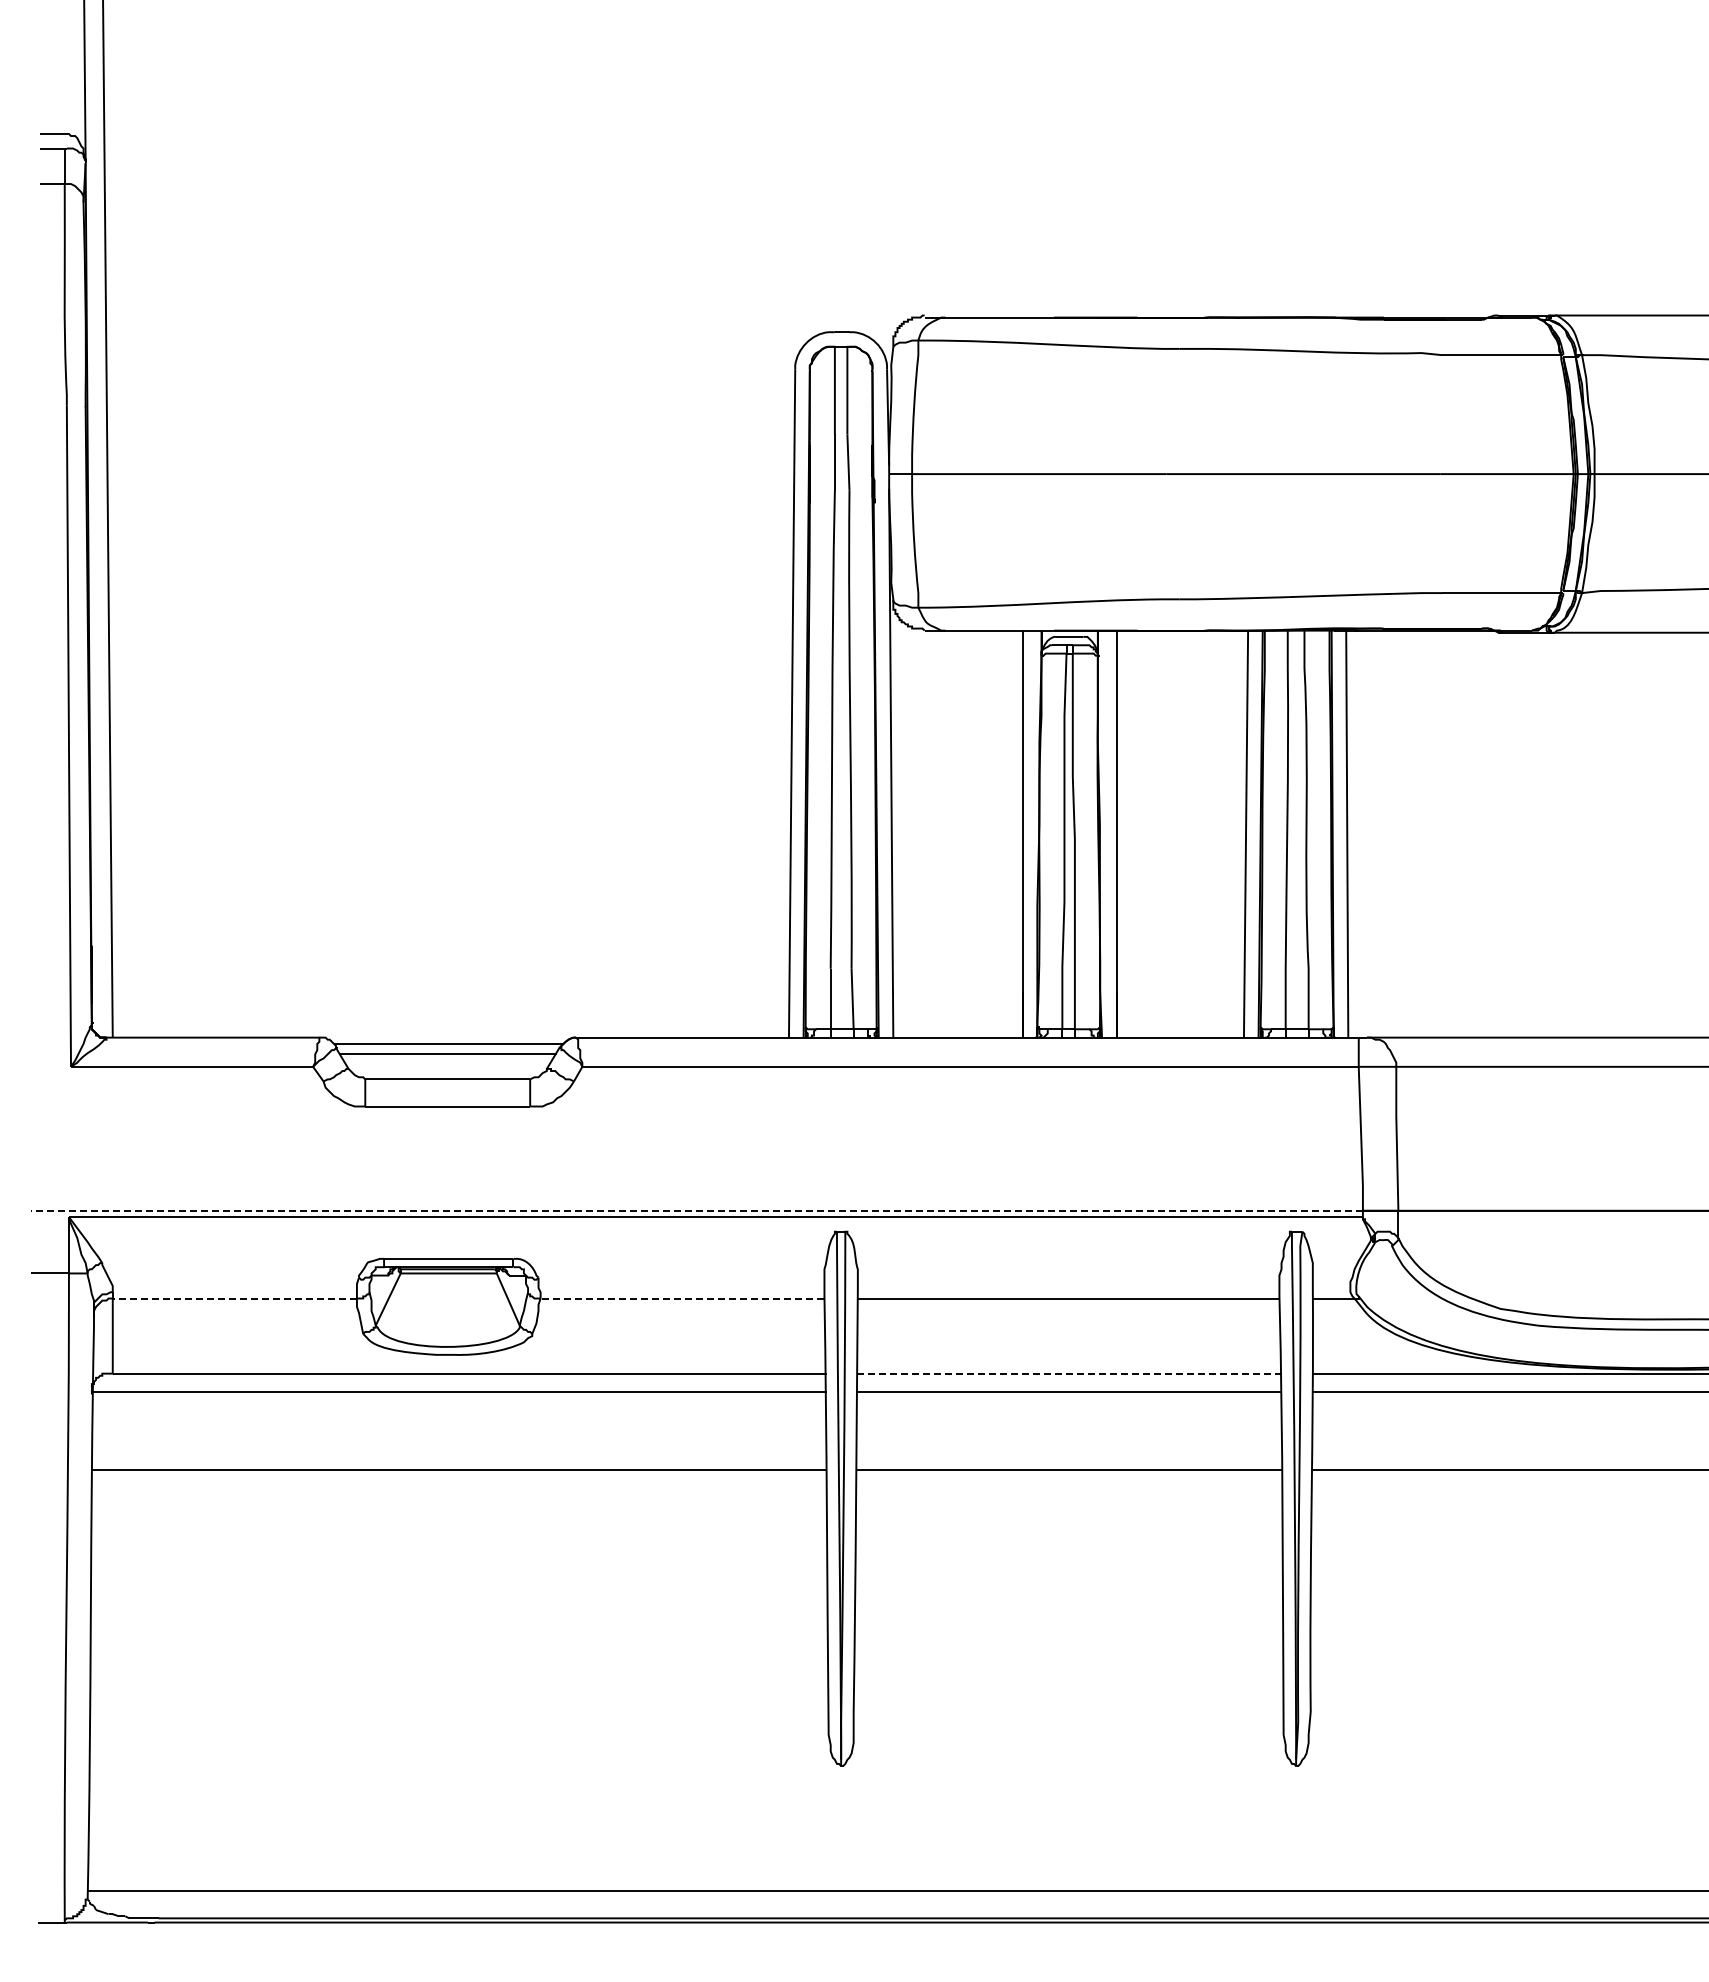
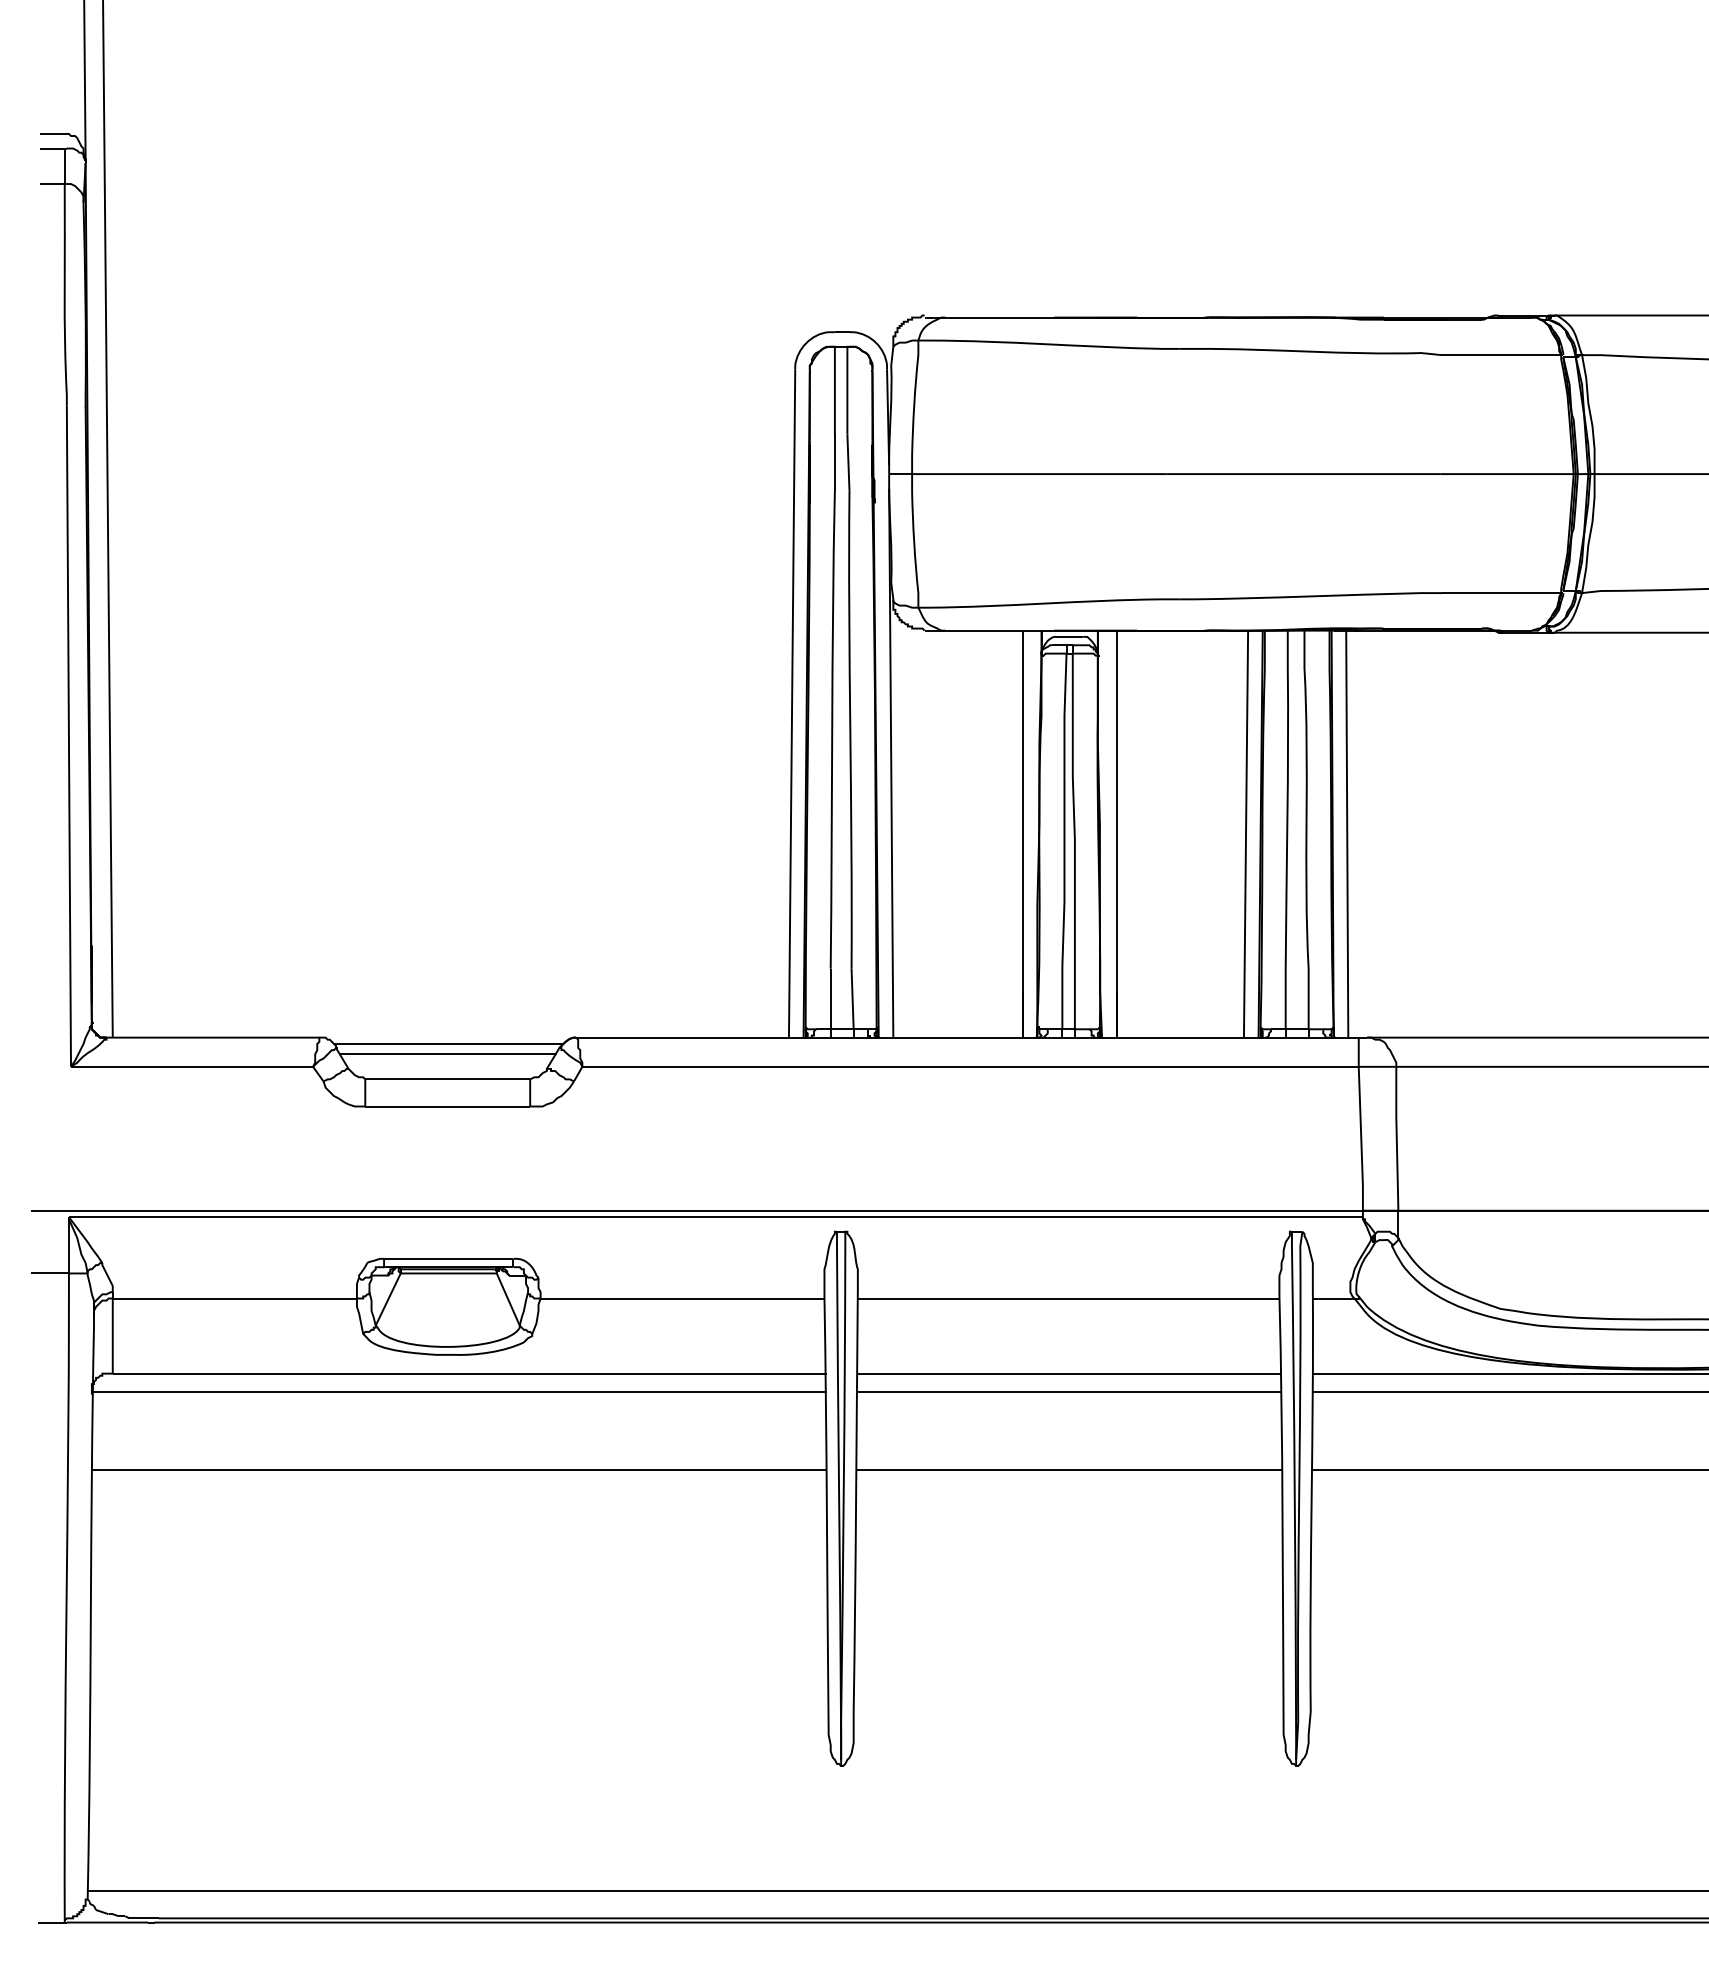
line: dashed -> solid (697, 1210)
line: dashed -> solid (234, 1298)
line: dashed -> solid (682, 1298)
line: dashed -> solid (1069, 1373)
